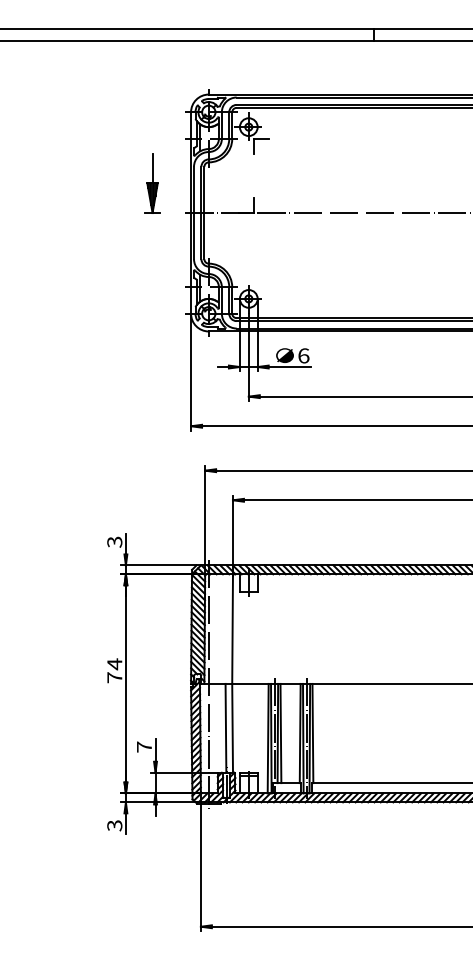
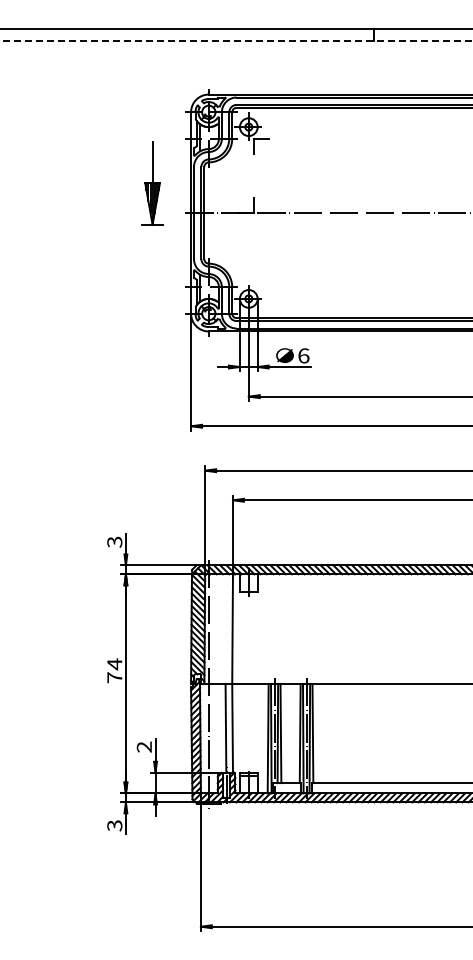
line: solid -> dashed (236, 40)
part size: 17x61 px -> 23x85 px (152, 183)
text: 7 -> 2 (143, 746)
